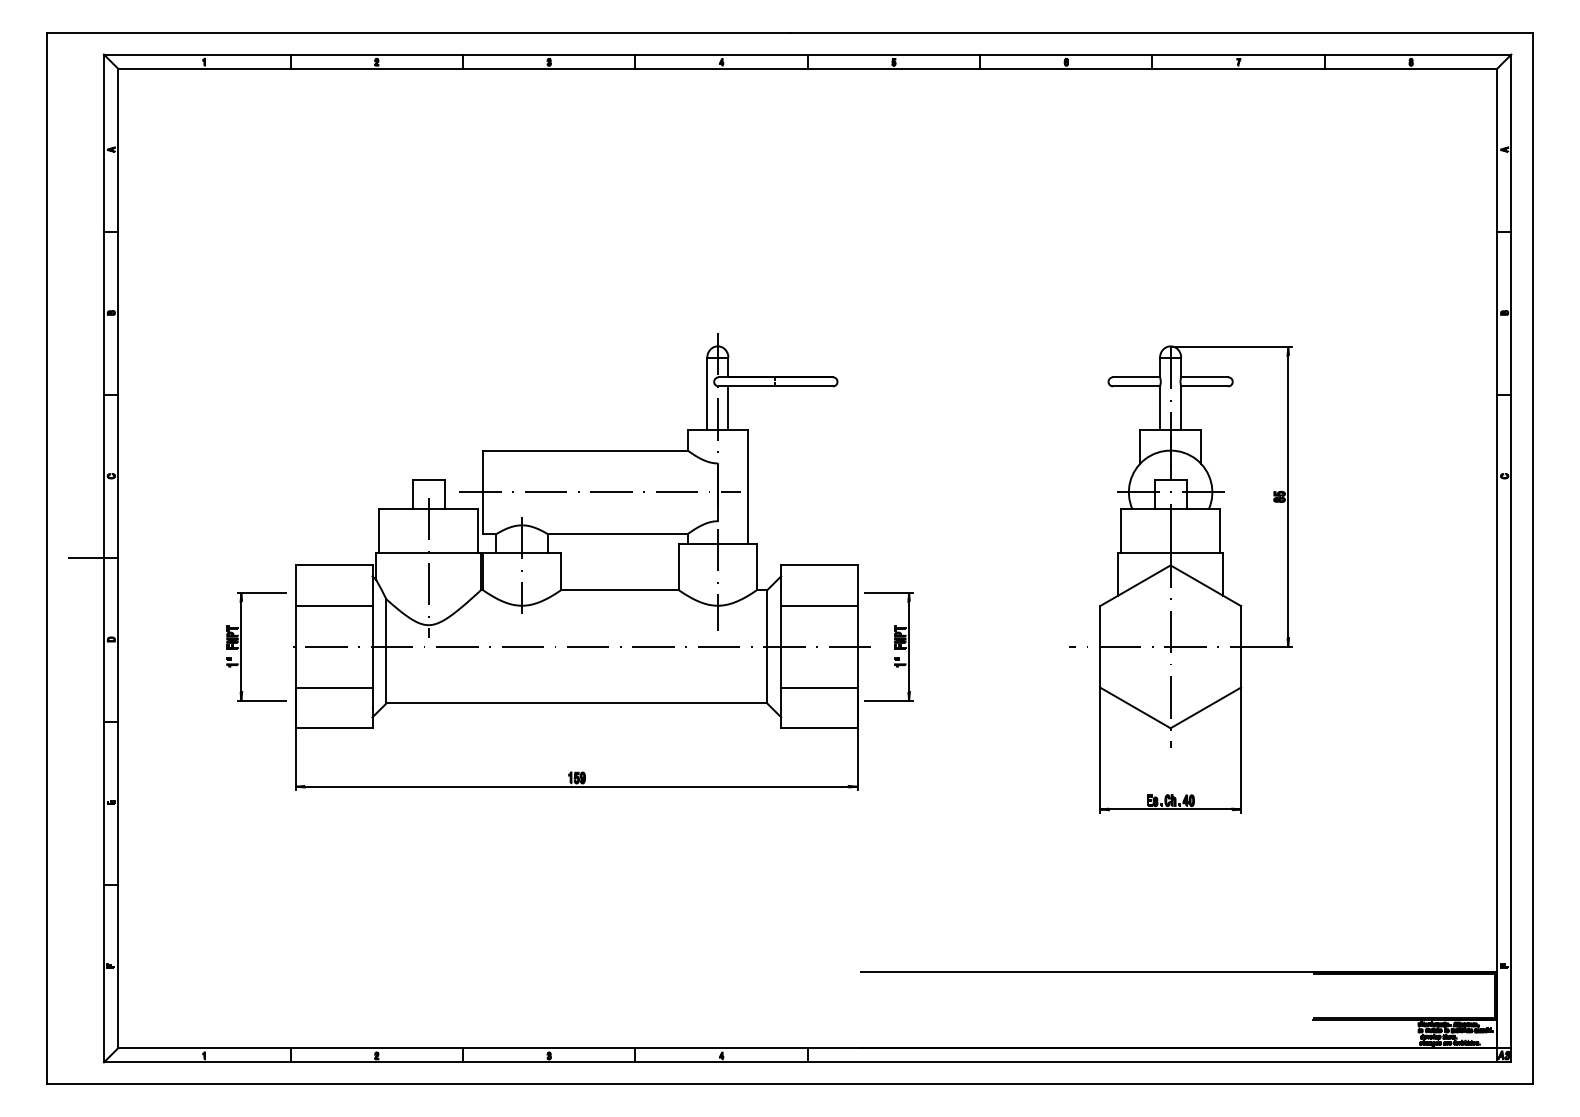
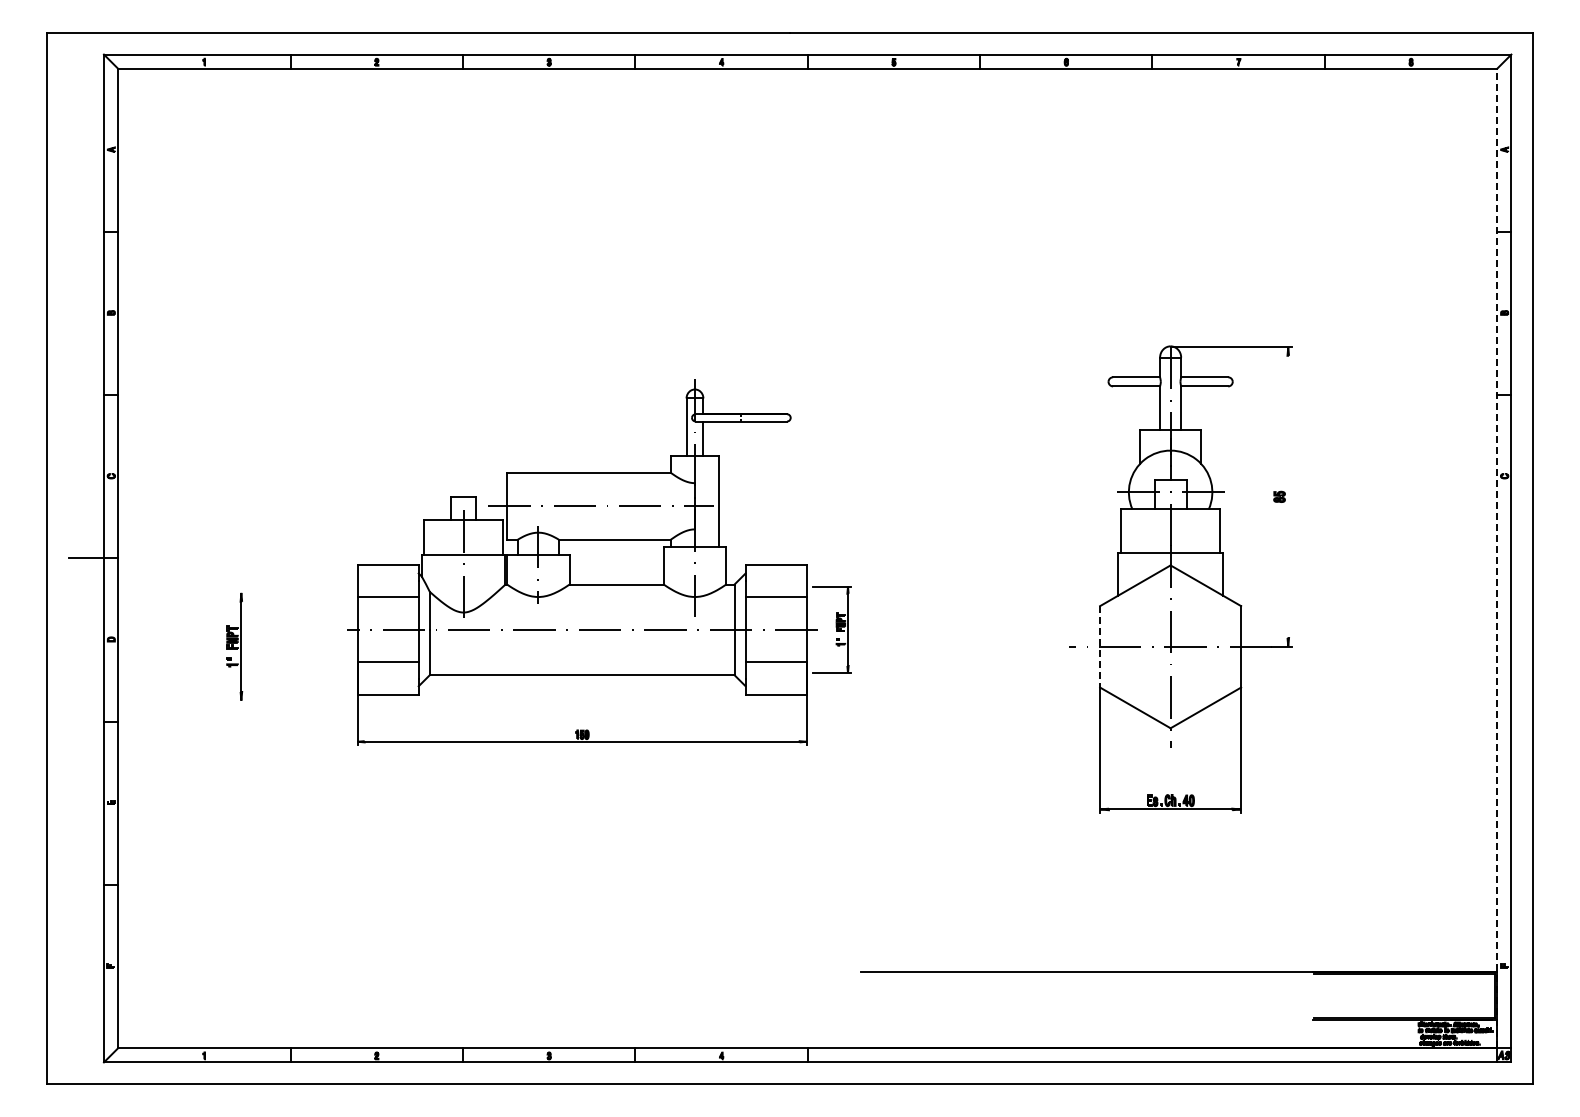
line: present -> none (1288, 496)
line: solid -> dashed (1497, 558)
part size: 621x458 px -> 503x367 px (600, 562)
line: present -> none (261, 592)
line: solid -> dashed (1100, 646)
line: present -> none (261, 700)
